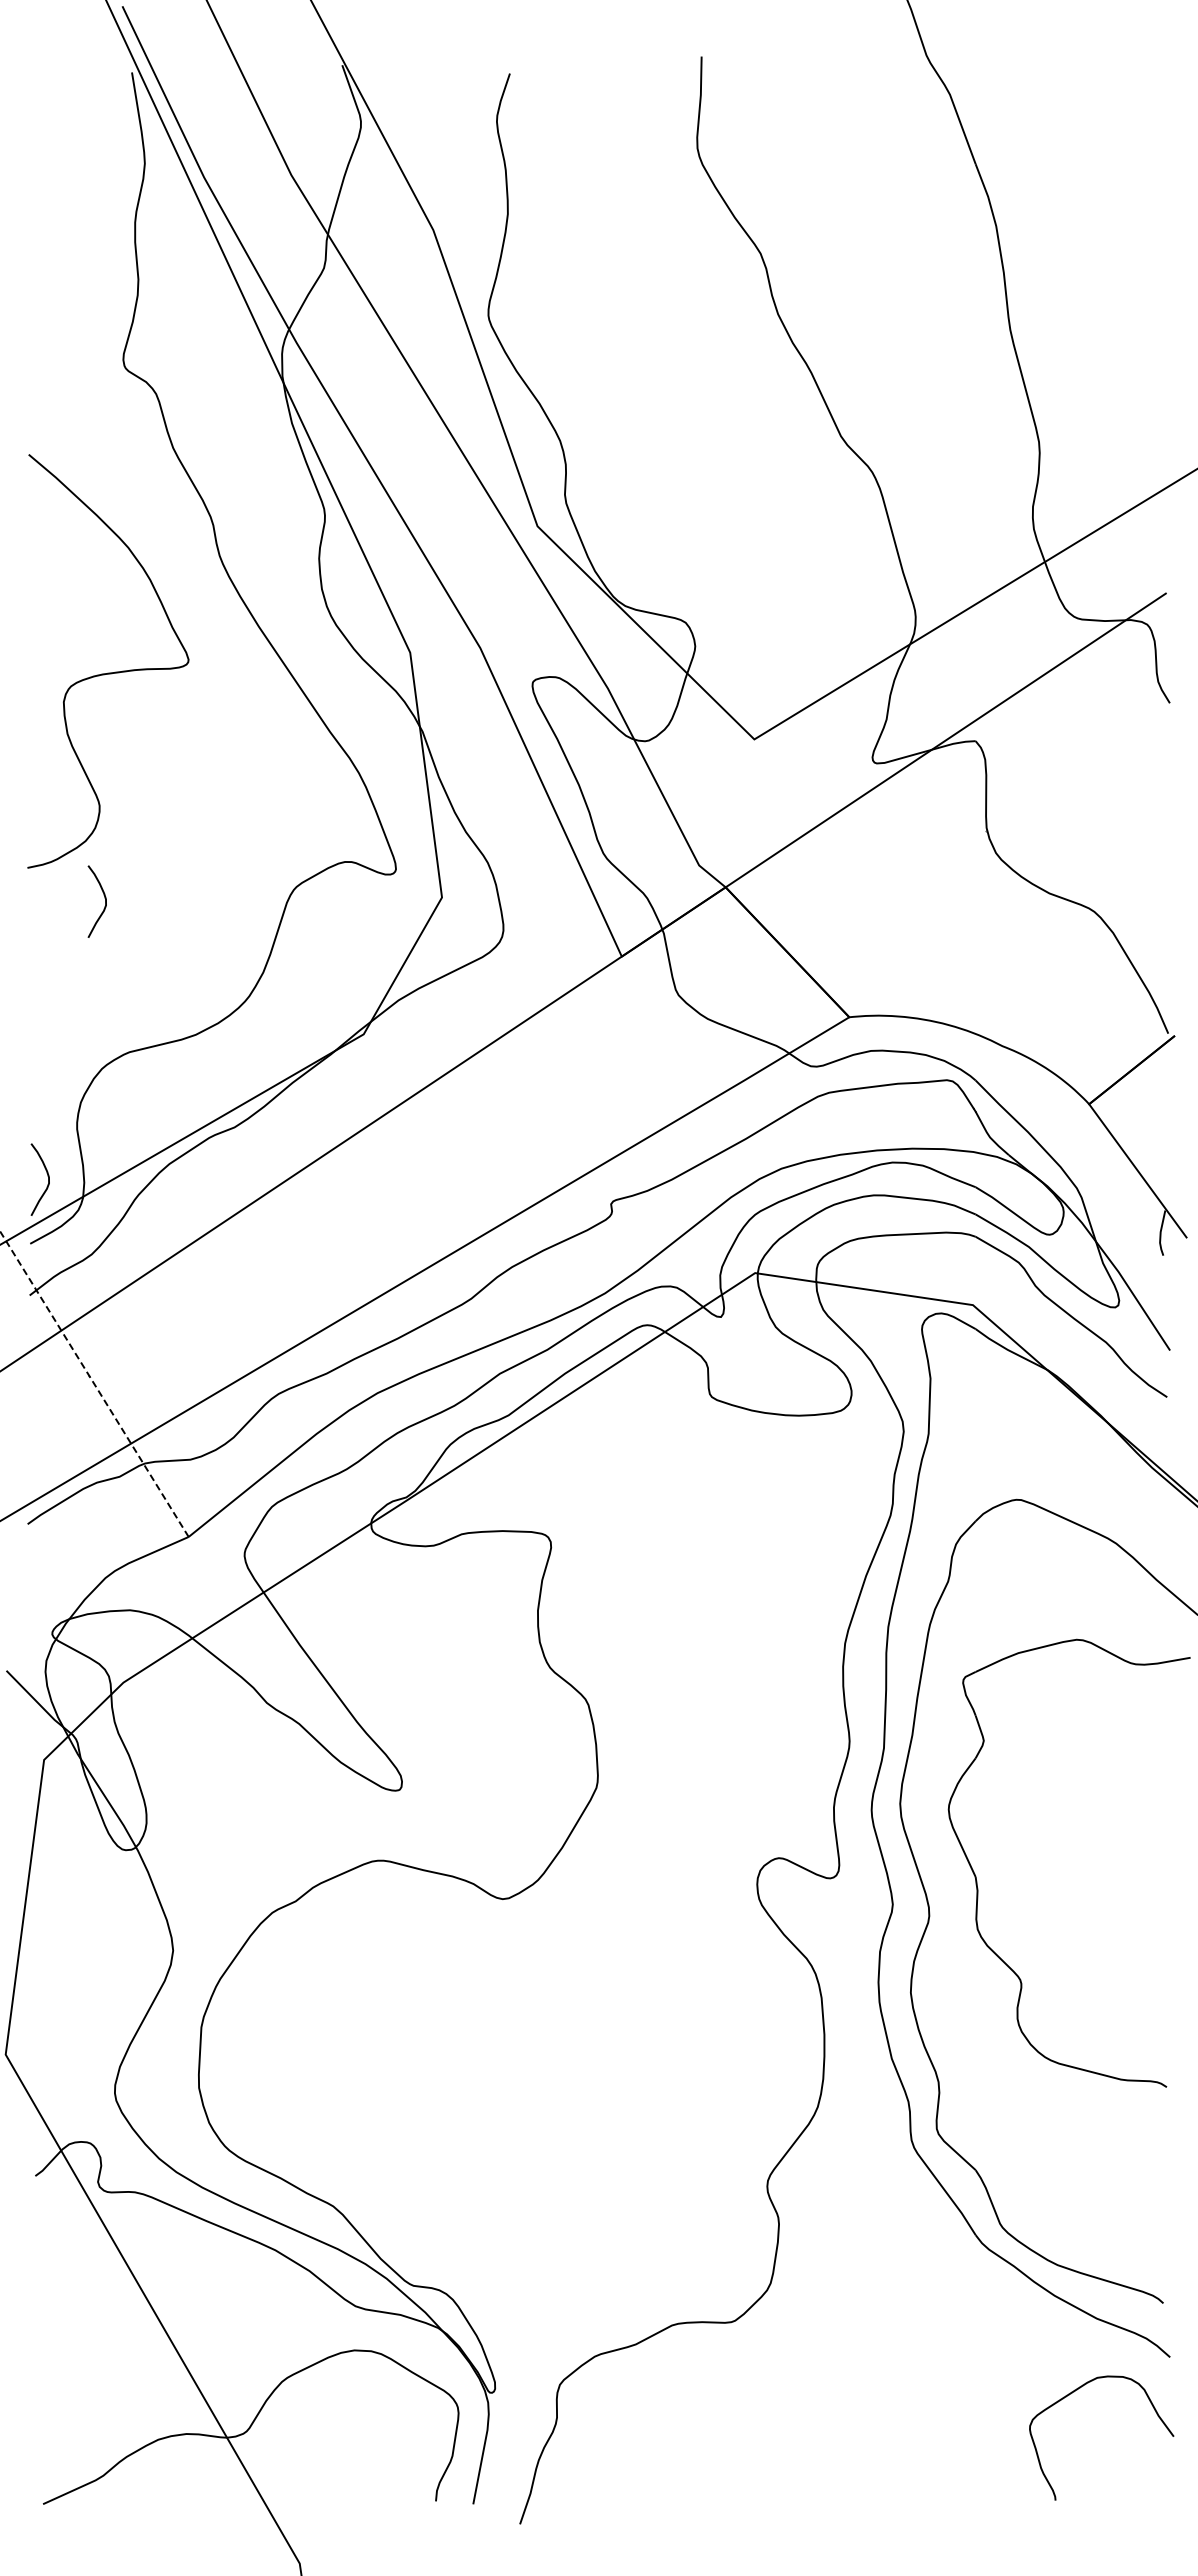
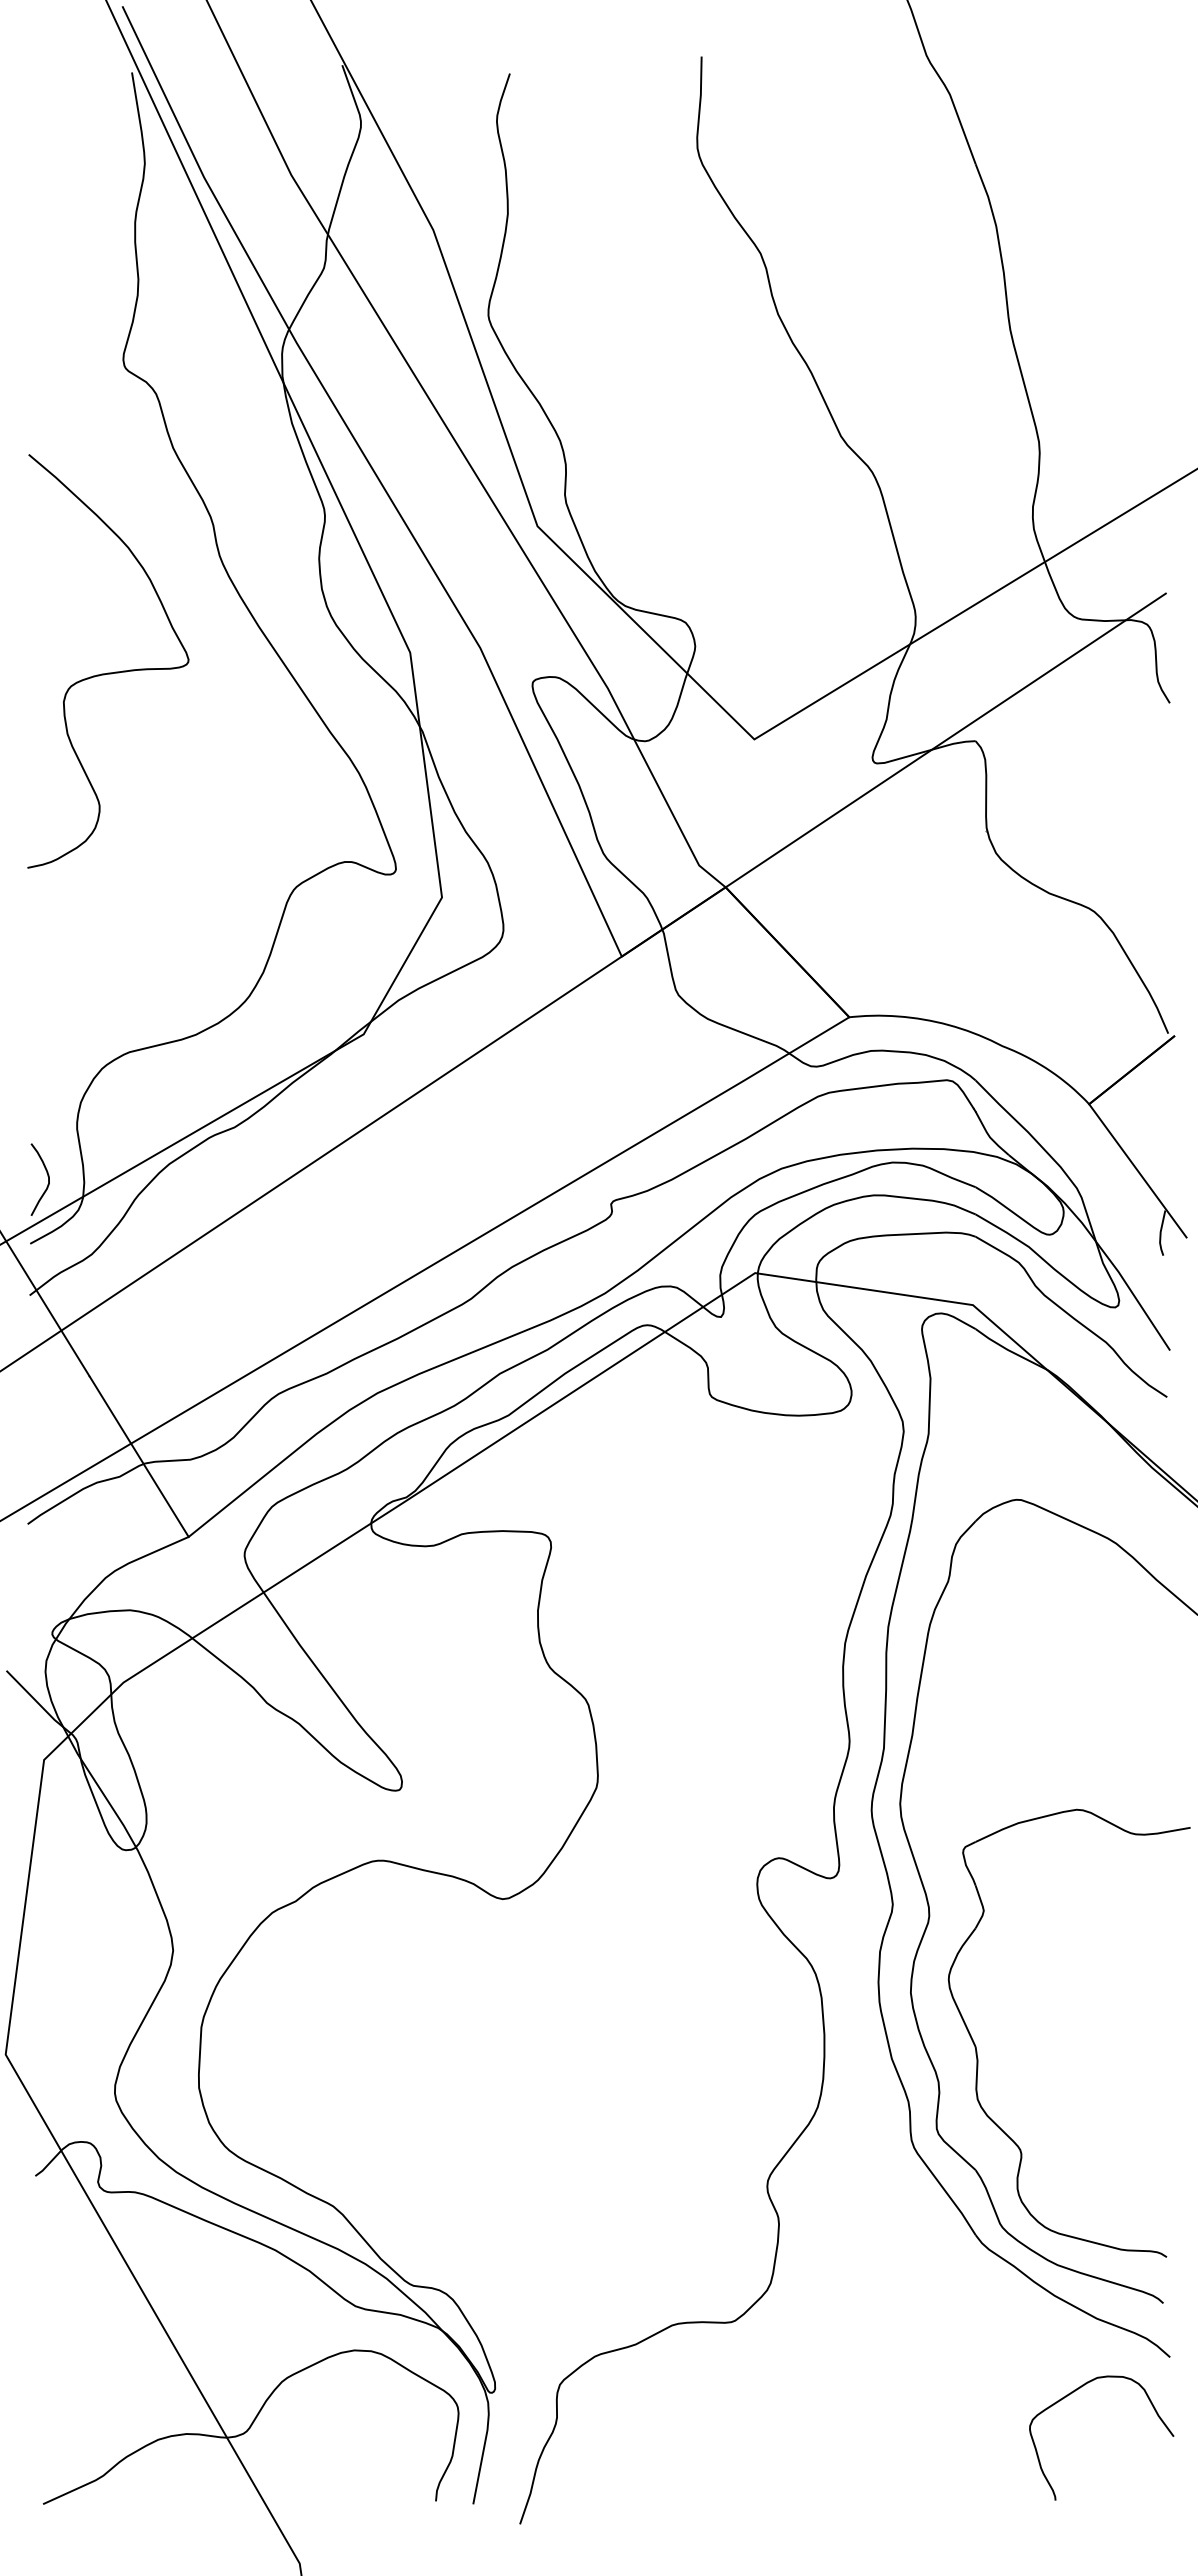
curve: present -> none (104, 898)
line: dashed -> solid (94, 1383)
part position: (977, 1880) -> (977, 2050) (977, 2050)
